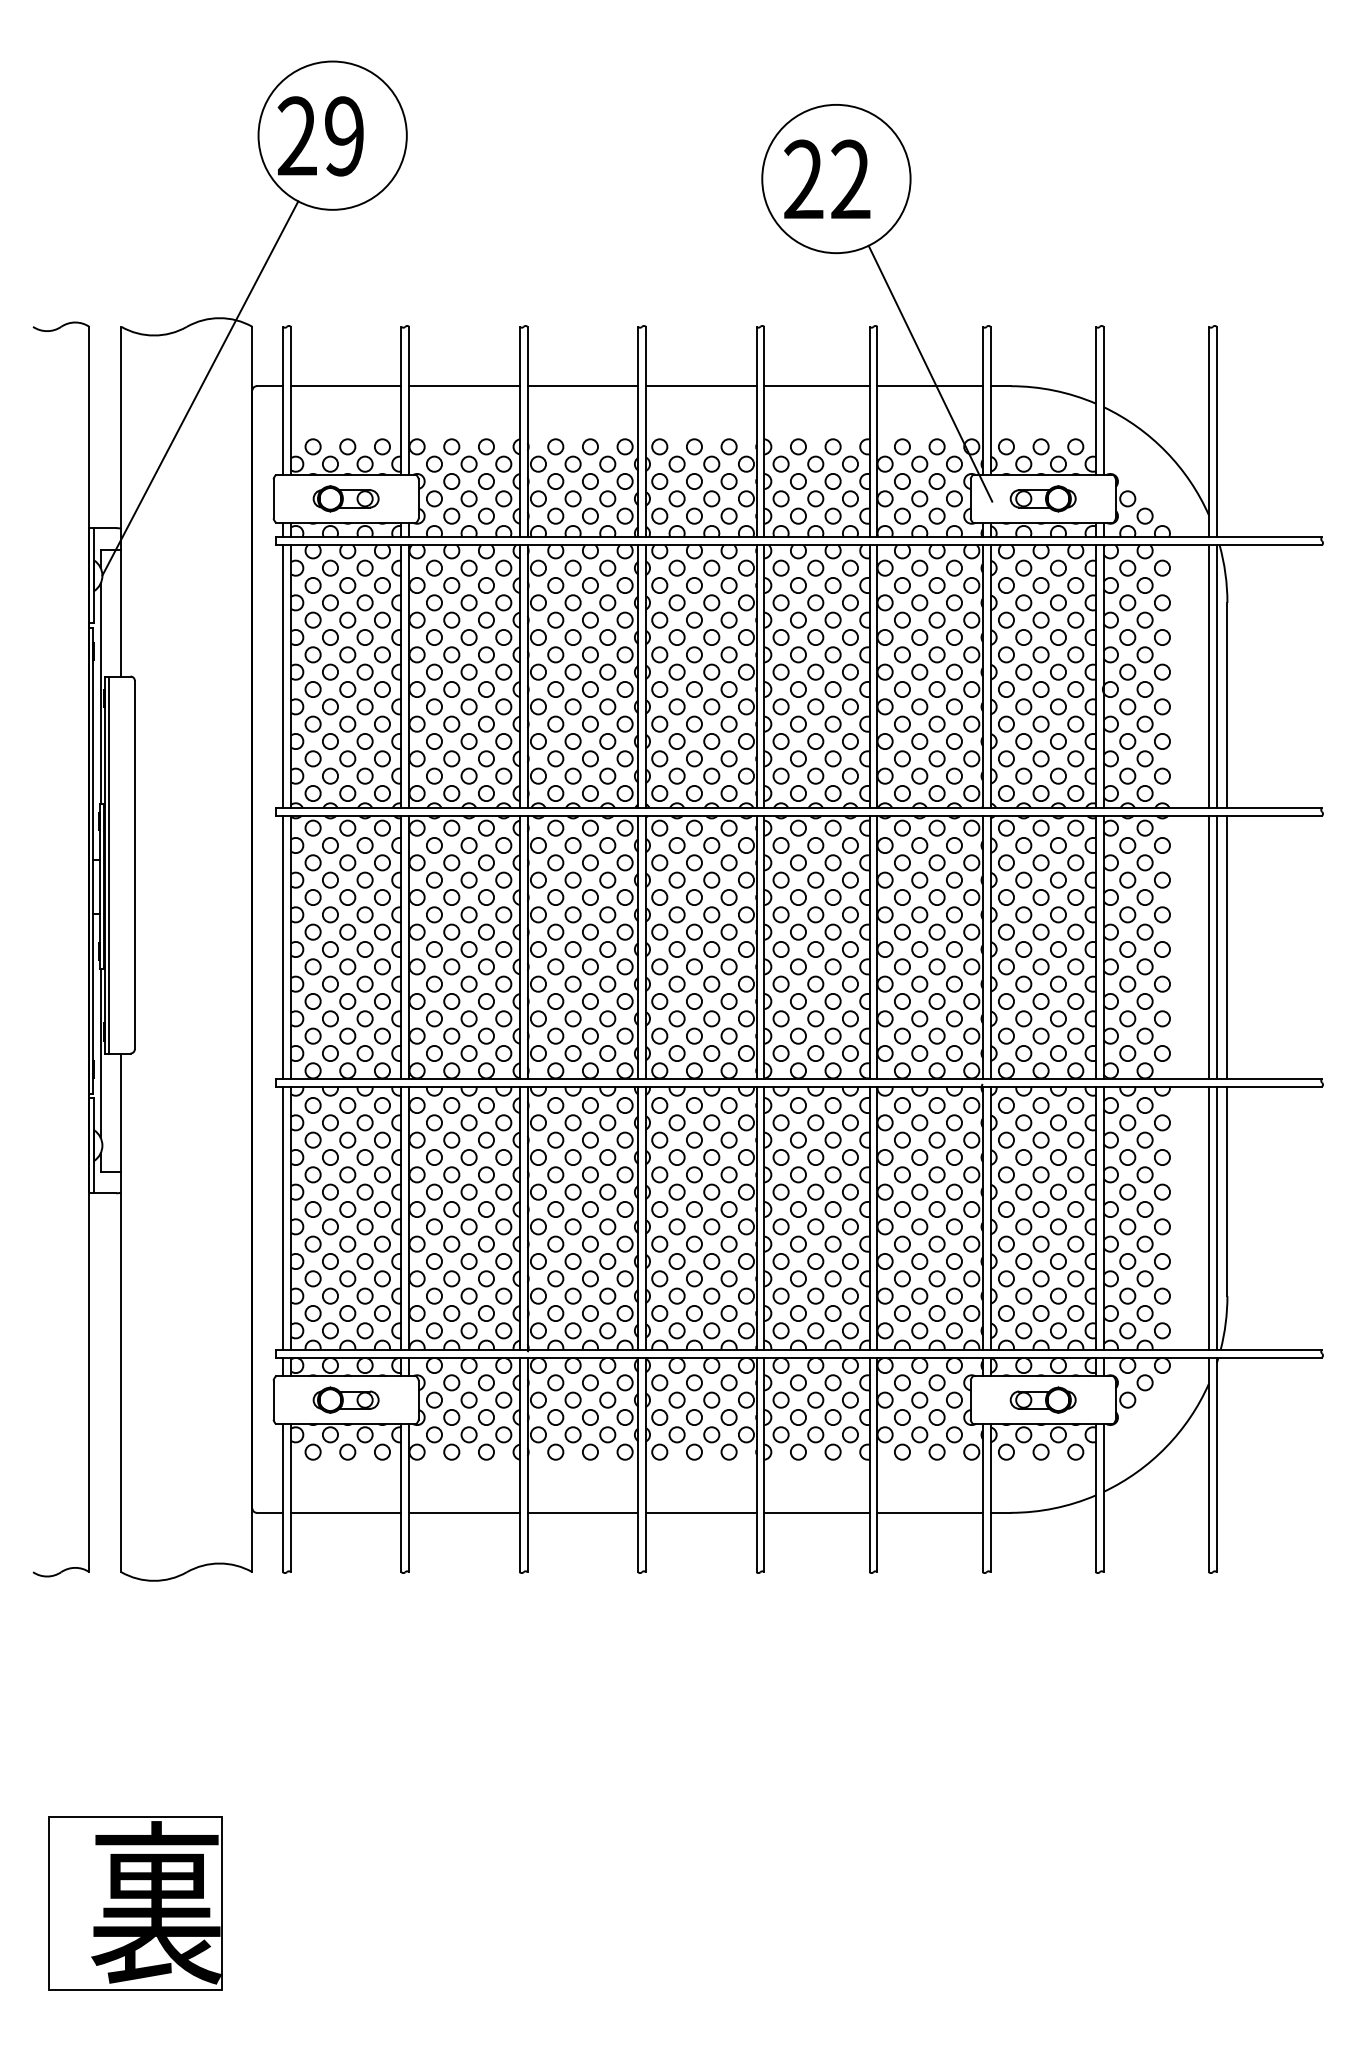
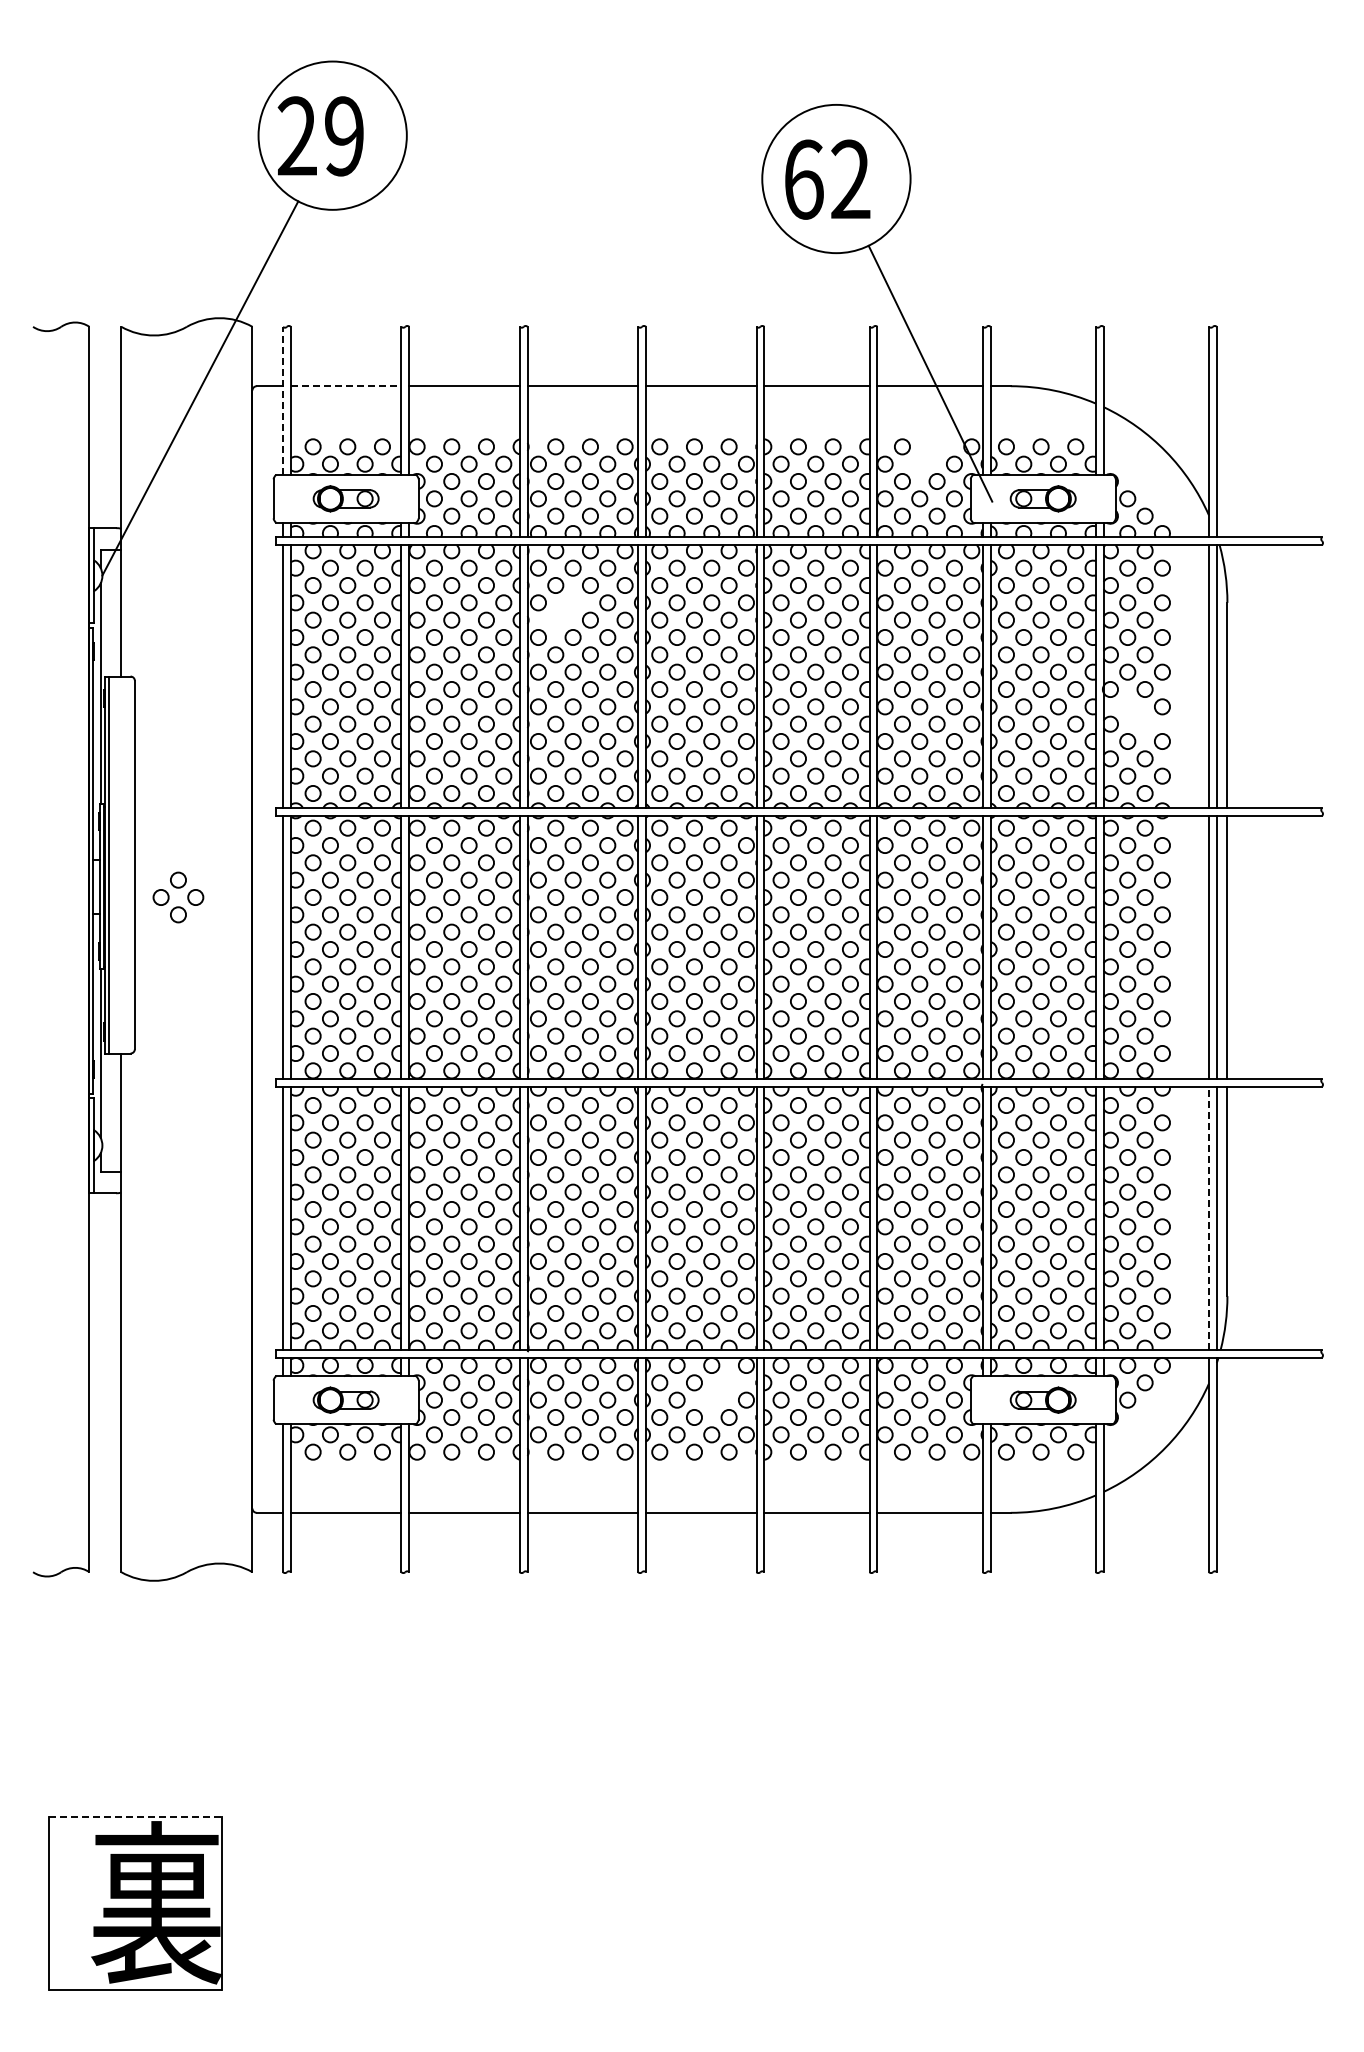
text: 22 -> 62 (803, 179)
line: solid -> dashed (346, 386)
line: solid -> dashed (283, 400)
part: present -> none (928, 455)
part: present -> none (564, 611)
part: present -> none (1136, 715)
part: none -> present (178, 888)
line: solid -> dashed (1209, 1218)
part: present -> none (720, 1391)
line: solid -> dashed (135, 1817)
